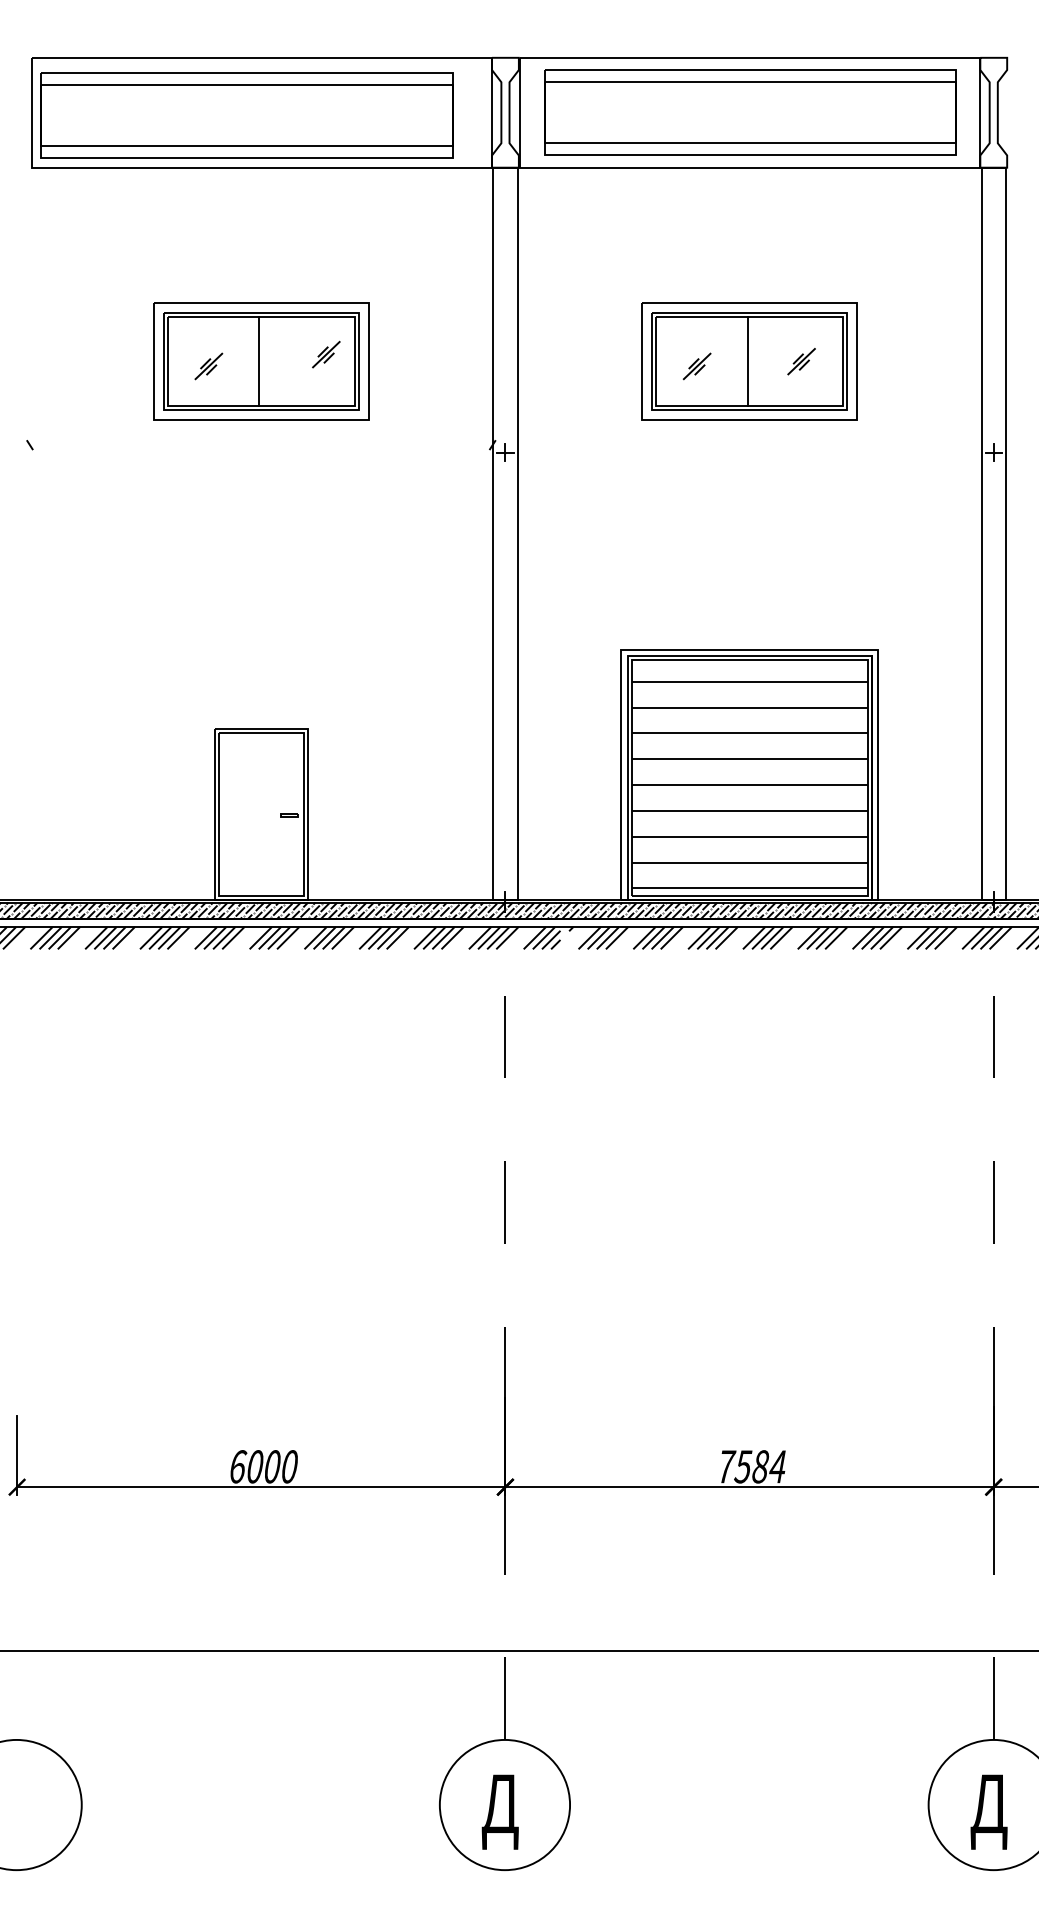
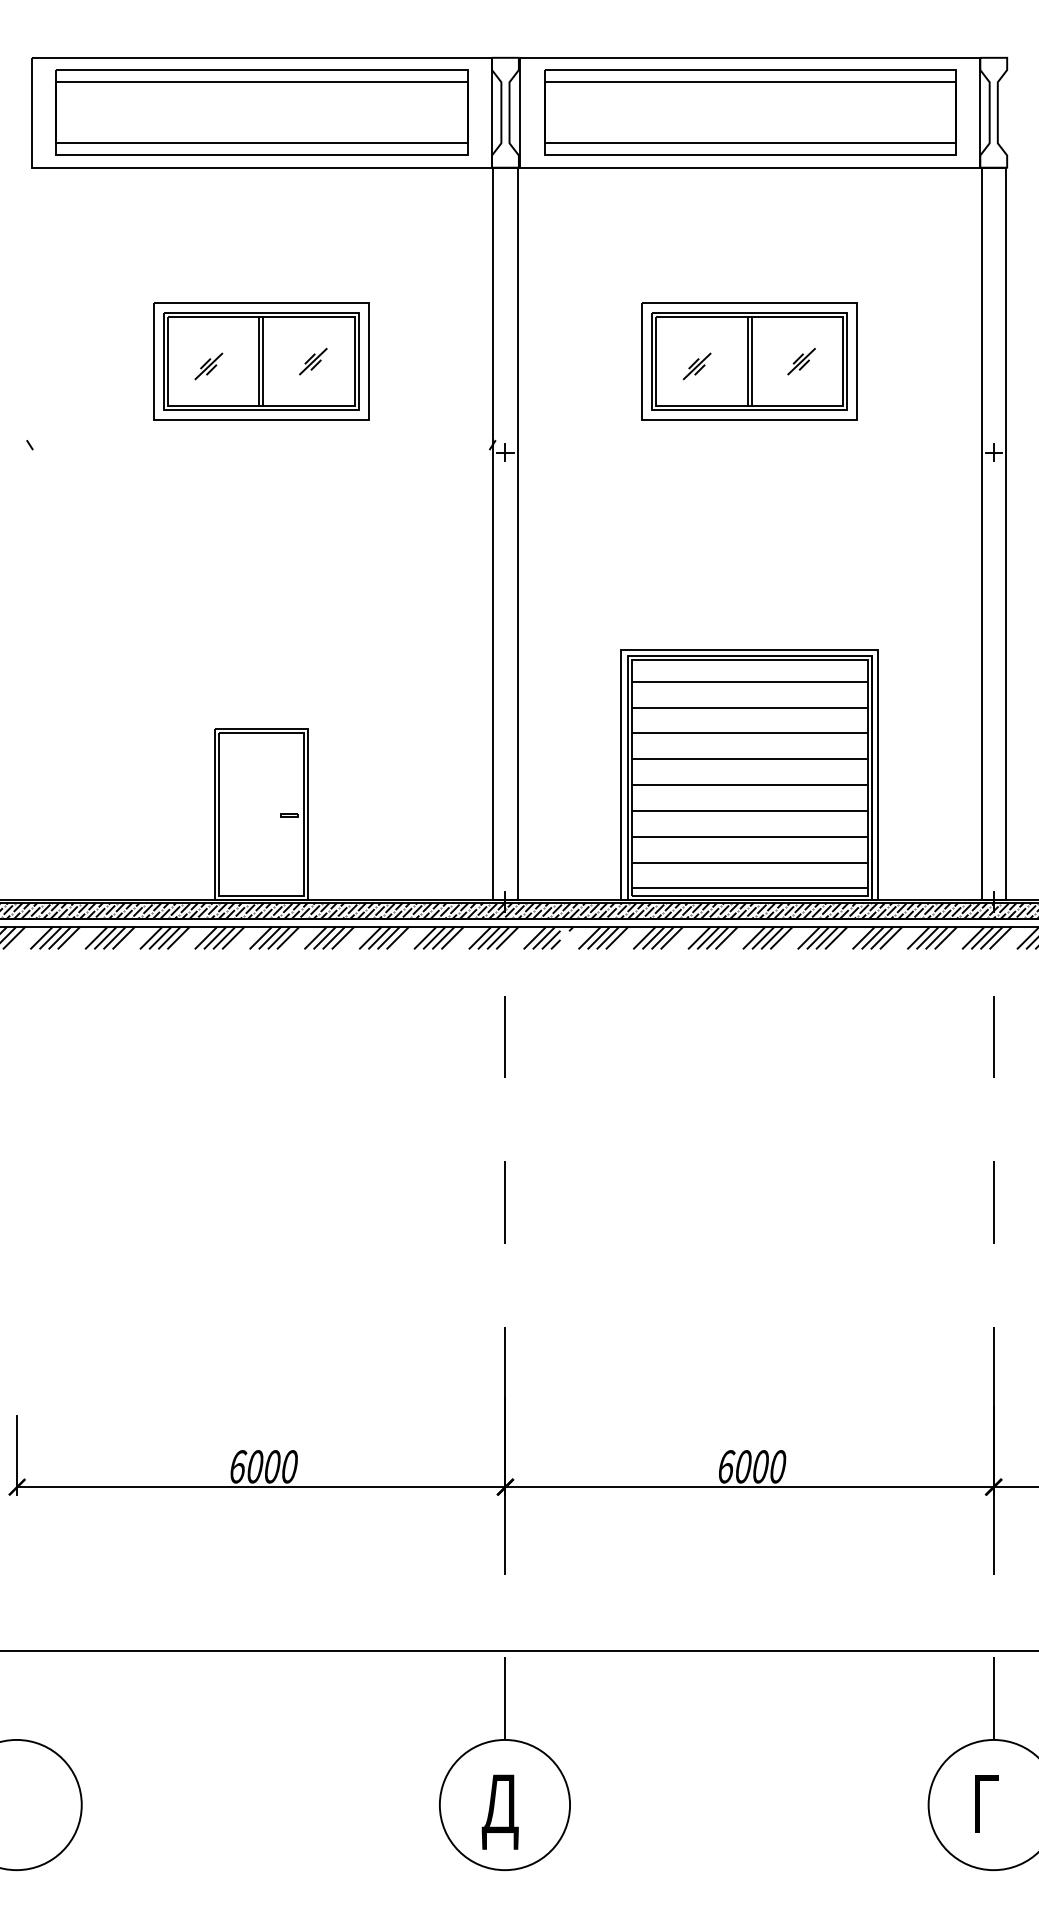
part position: (246, 115) -> (261, 112) (261, 112)
part position: (326, 354) -> (313, 361) (313, 361)
line: none -> present (263, 361)
line: none -> present (751, 361)
text: 7584 -> 6000 (752, 1466)
text: Д -> Г (988, 1811)
